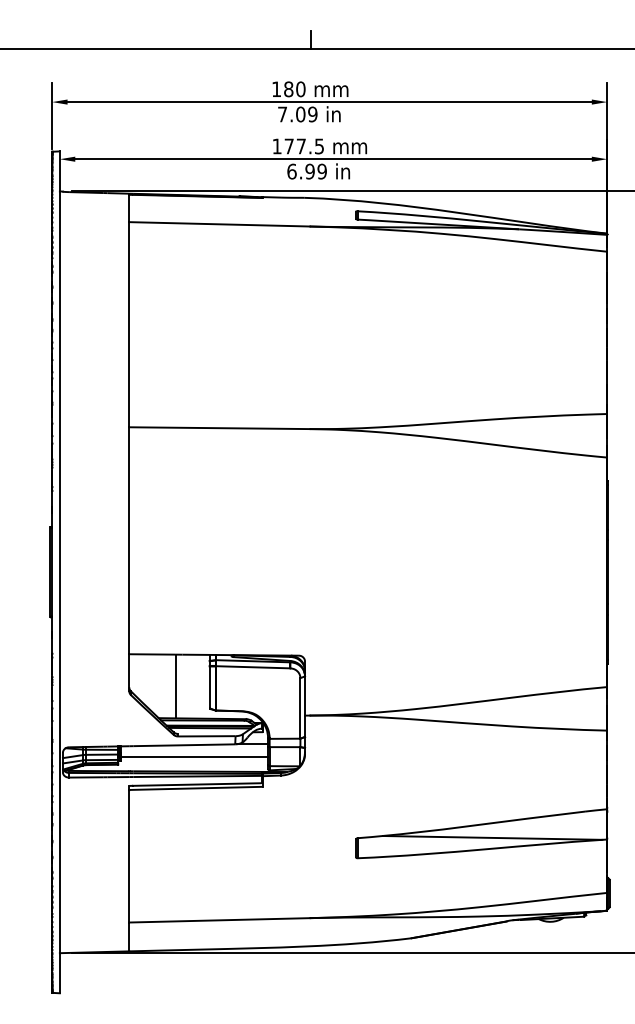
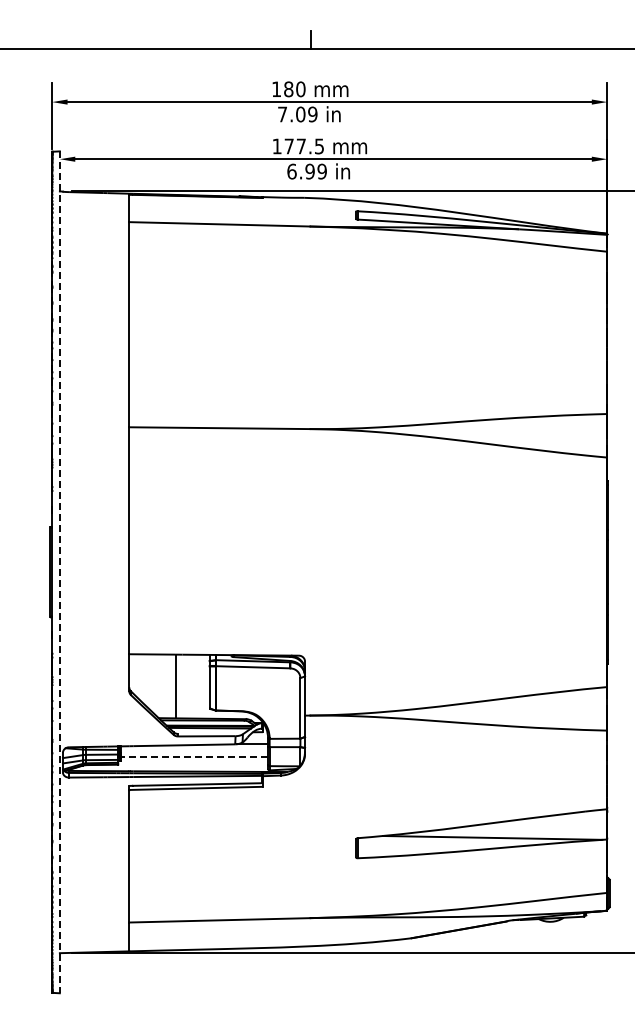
line: solid -> dashed (59, 572)
line: solid -> dashed (194, 756)
